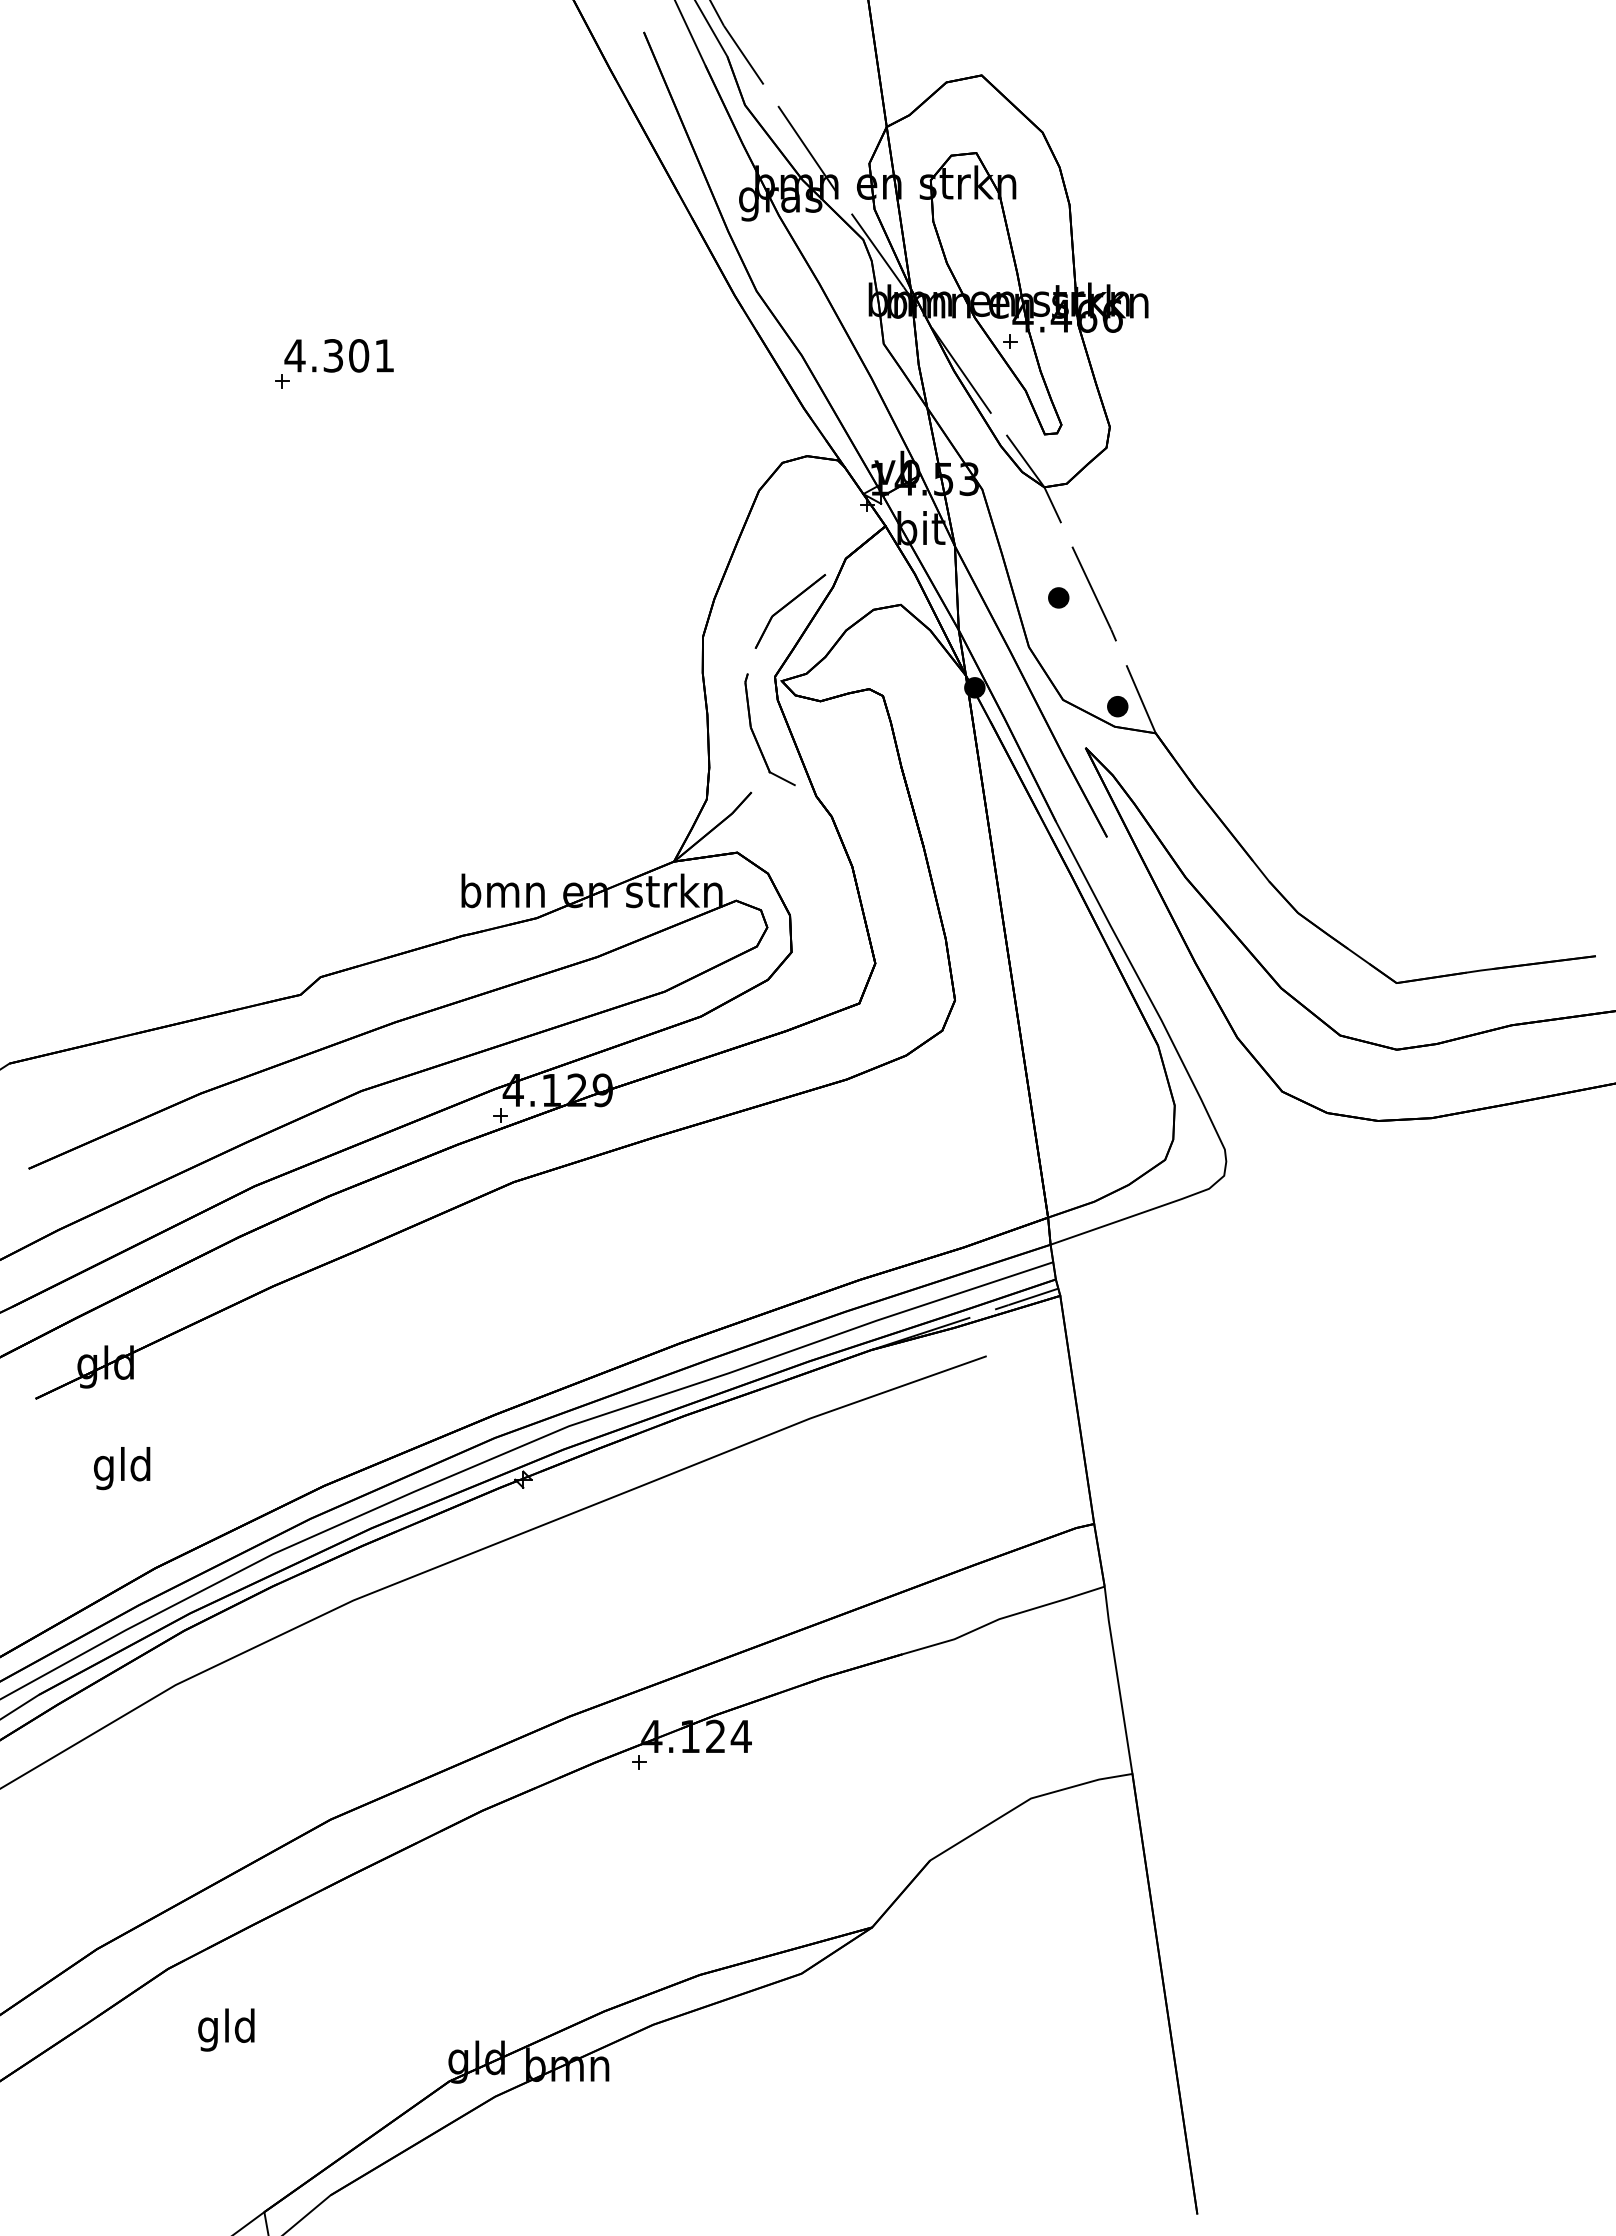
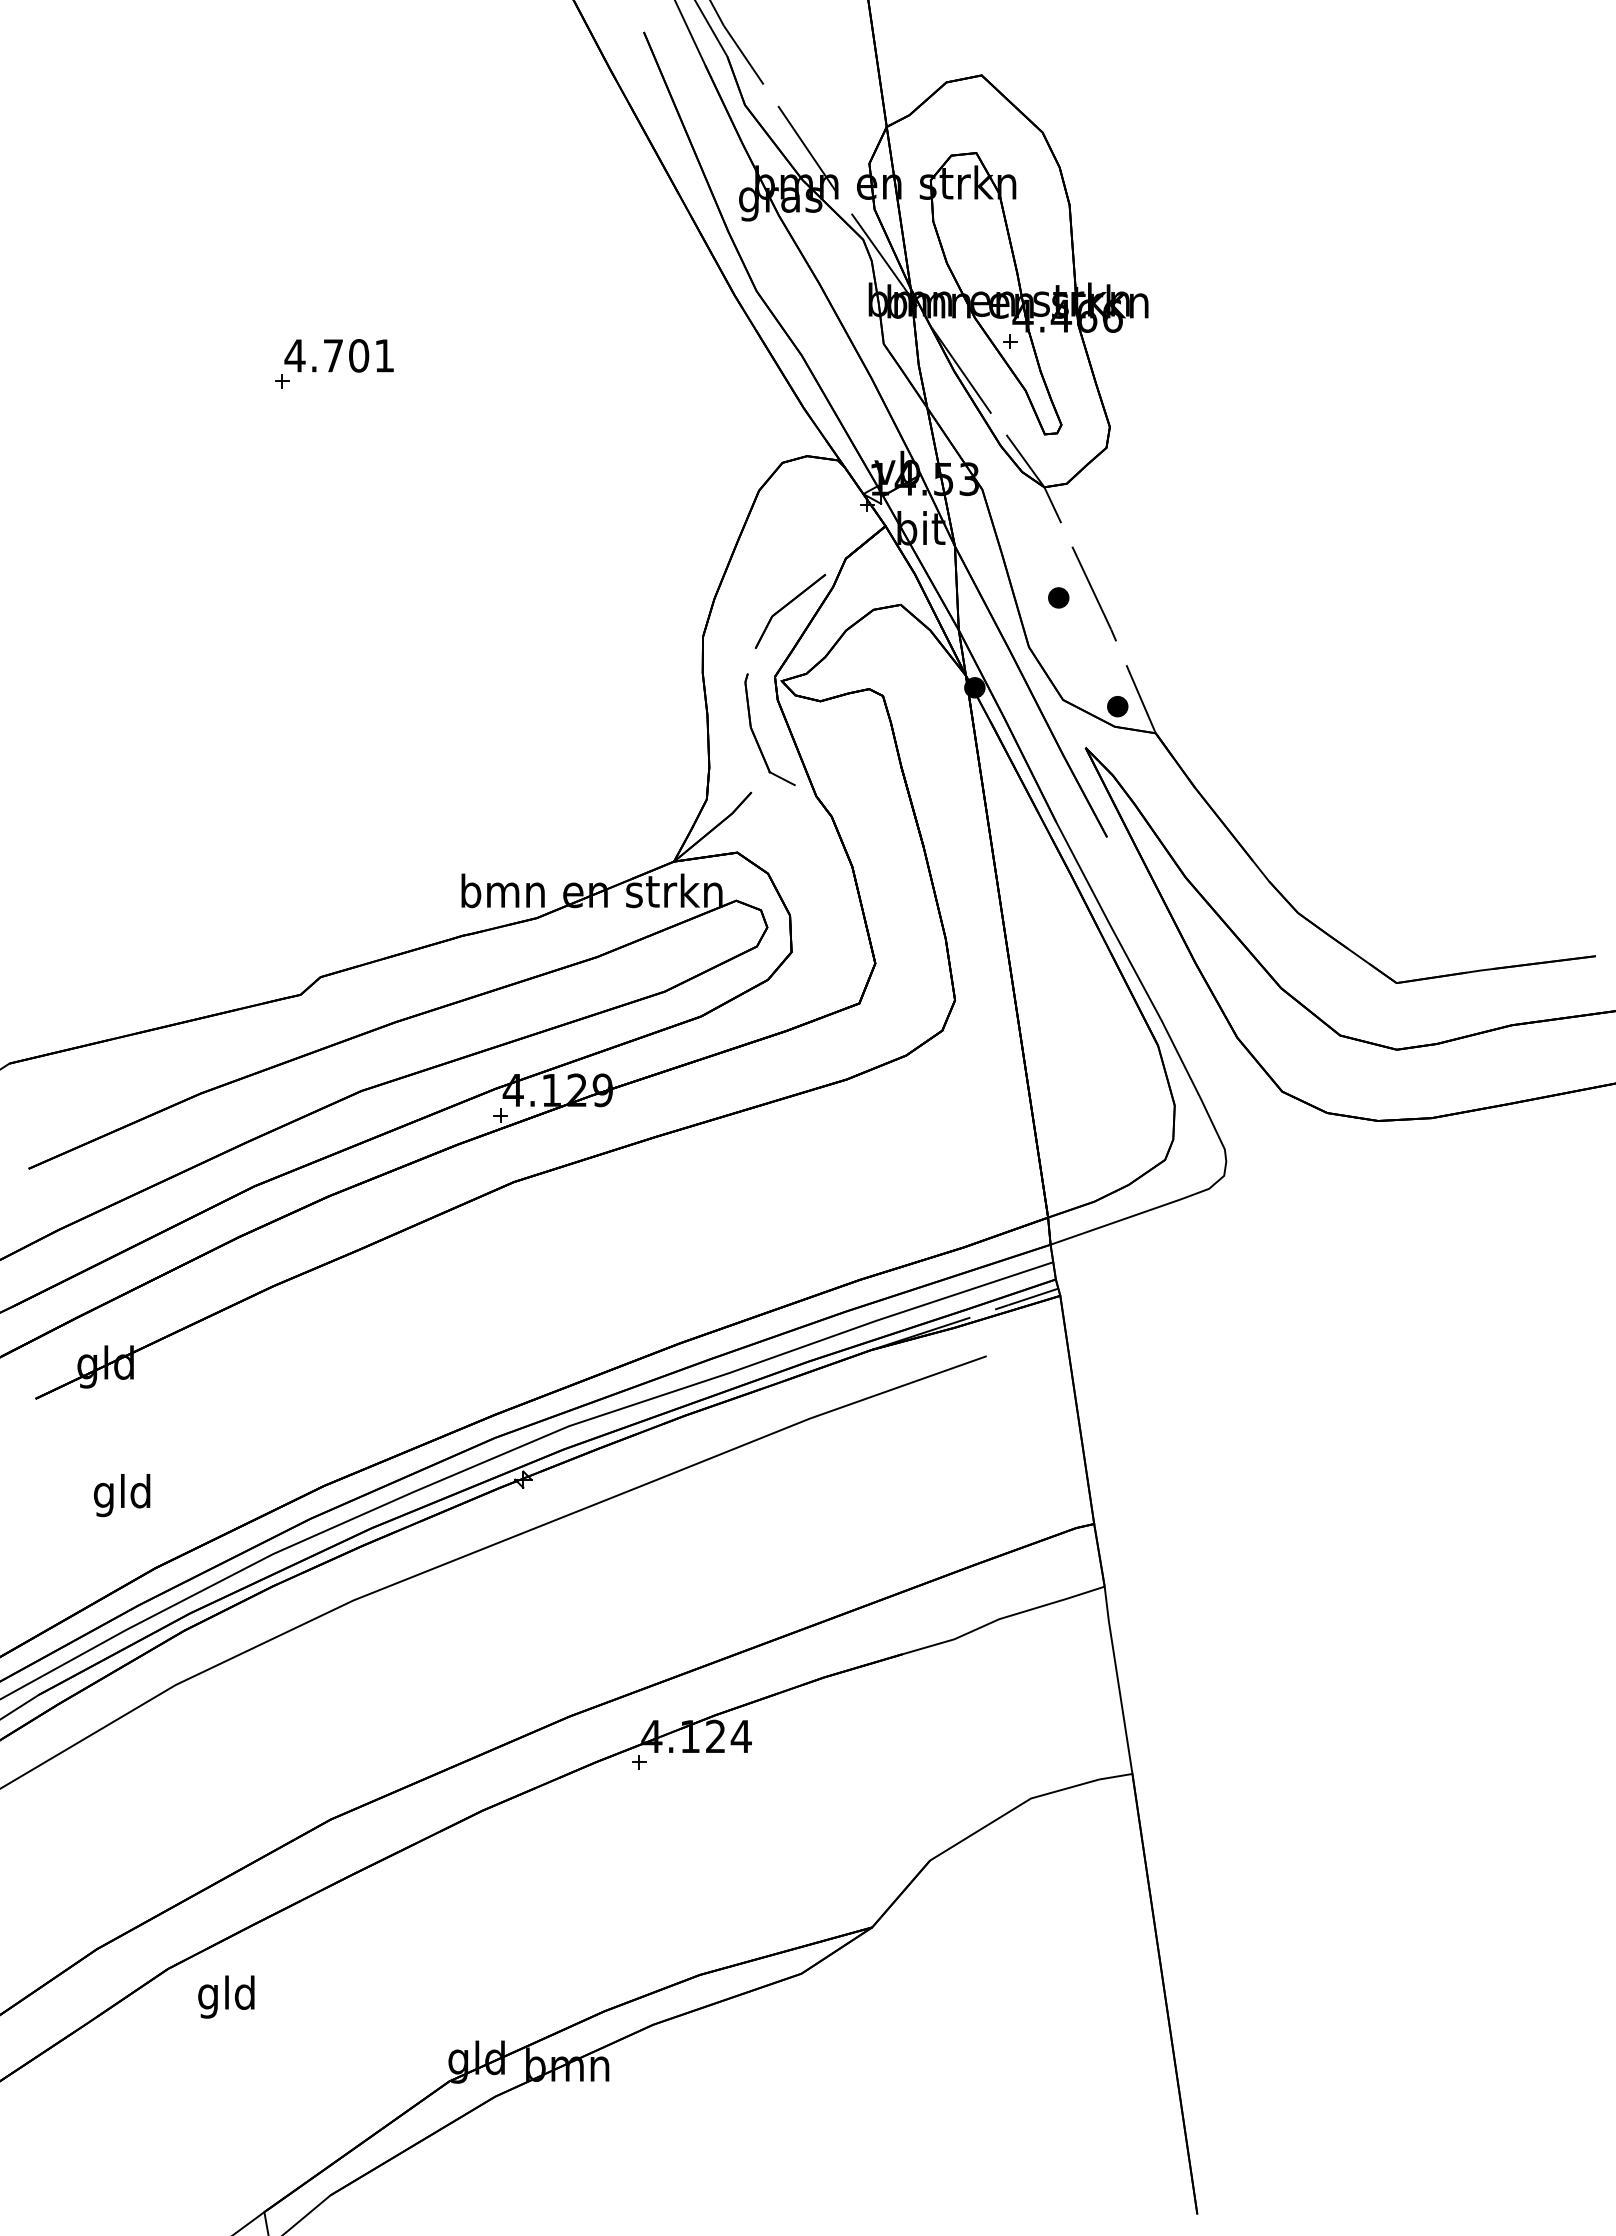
text: 4.301 -> 4.701 (333, 355)
text position: (122, 1468) -> (122, 1495) (122, 1495)
text position: (226, 2029) -> (226, 1996) (226, 1996)
